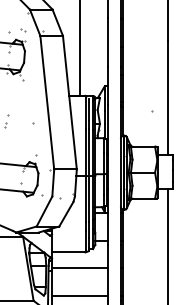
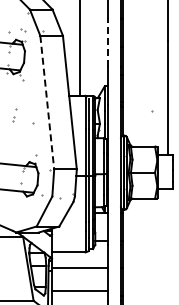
line: solid -> dashed (107, 42)
line: solid -> dashed (47, 103)
part position: (6, 121) -> (14, 115) (14, 115)
line: present -> none (168, 245)
line position: (79, 295) -> (79, 290) (79, 290)
